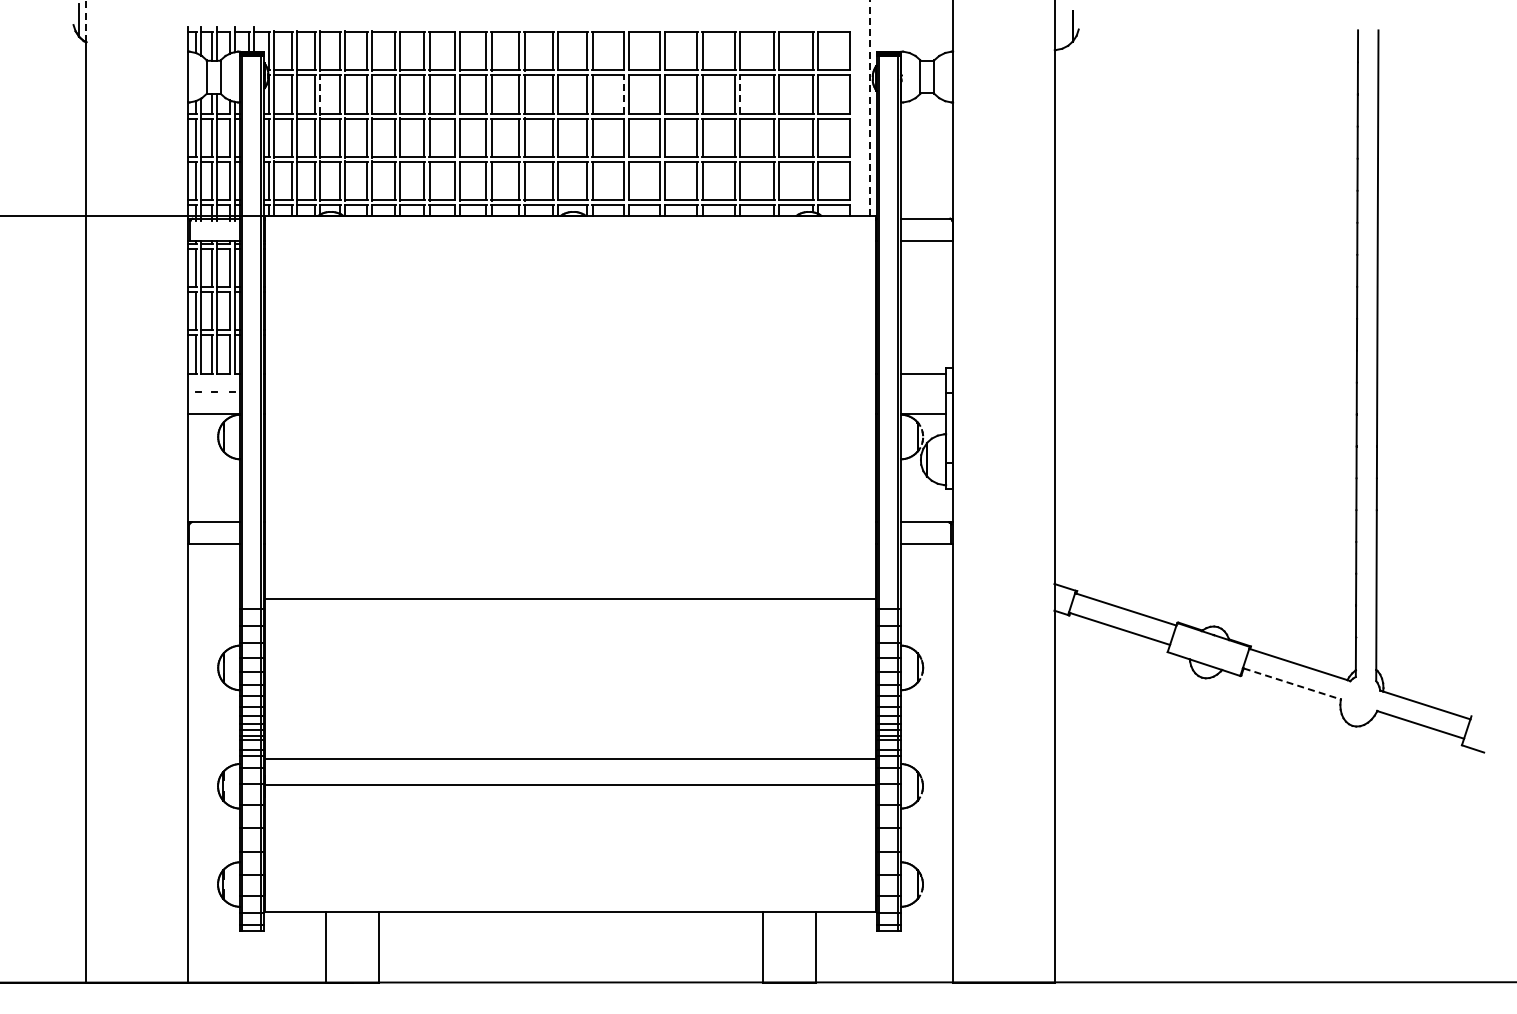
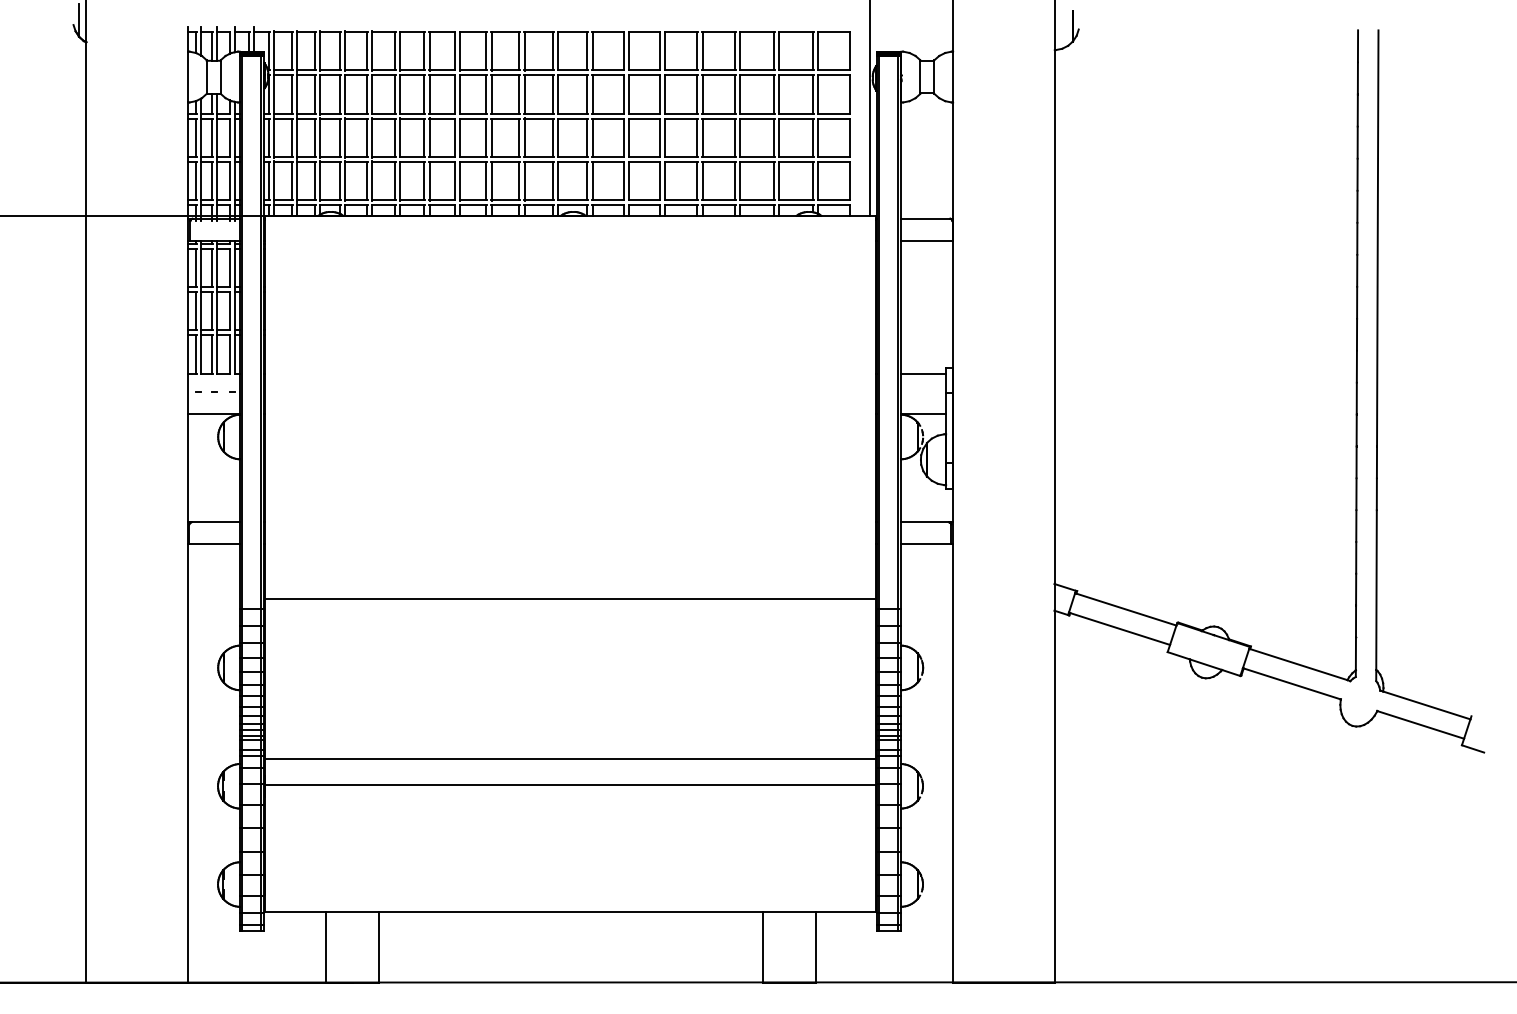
line: dashed -> solid (86, 21)
line: dashed -> solid (320, 94)
line: dashed -> solid (623, 94)
line: dashed -> solid (740, 94)
line: dashed -> solid (869, 108)
line: dashed -> solid (1292, 683)
